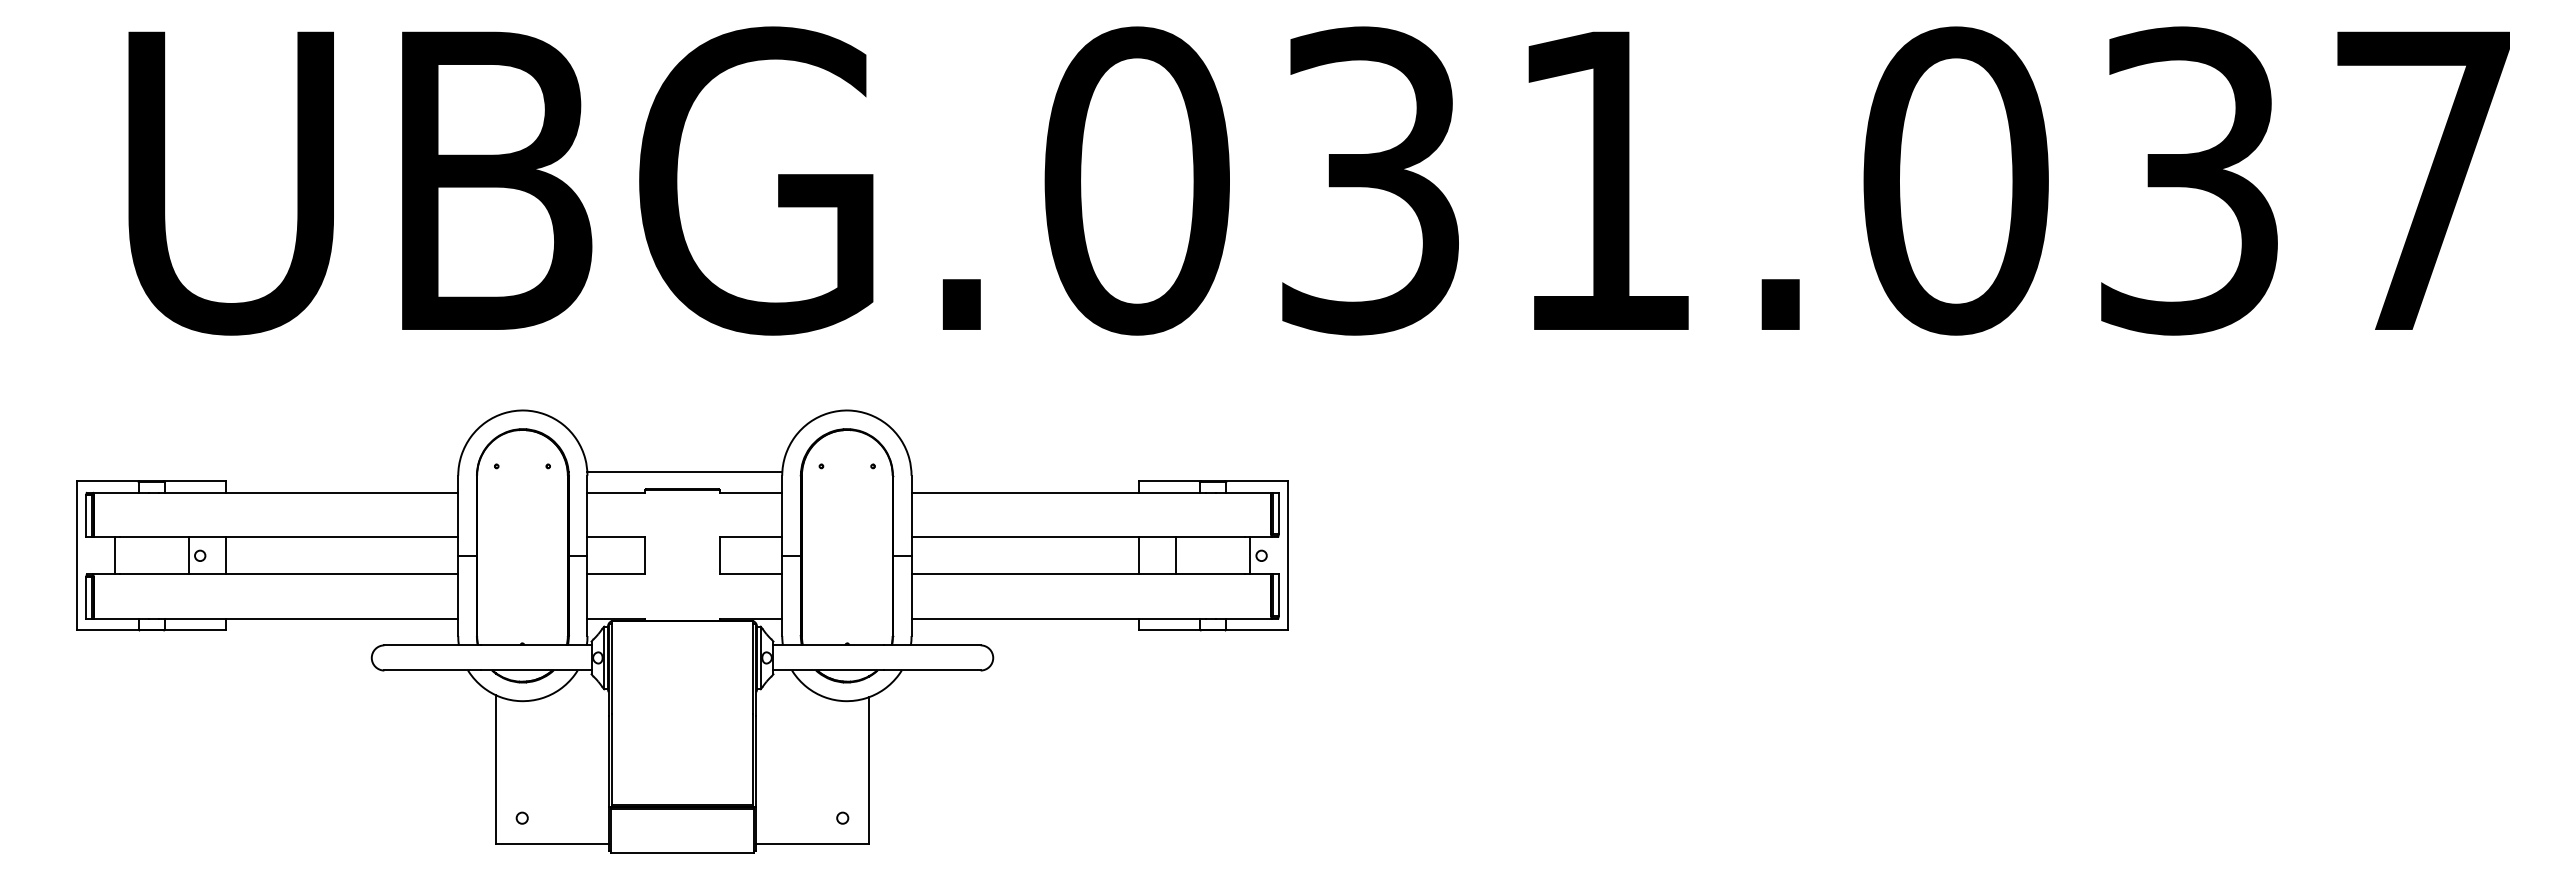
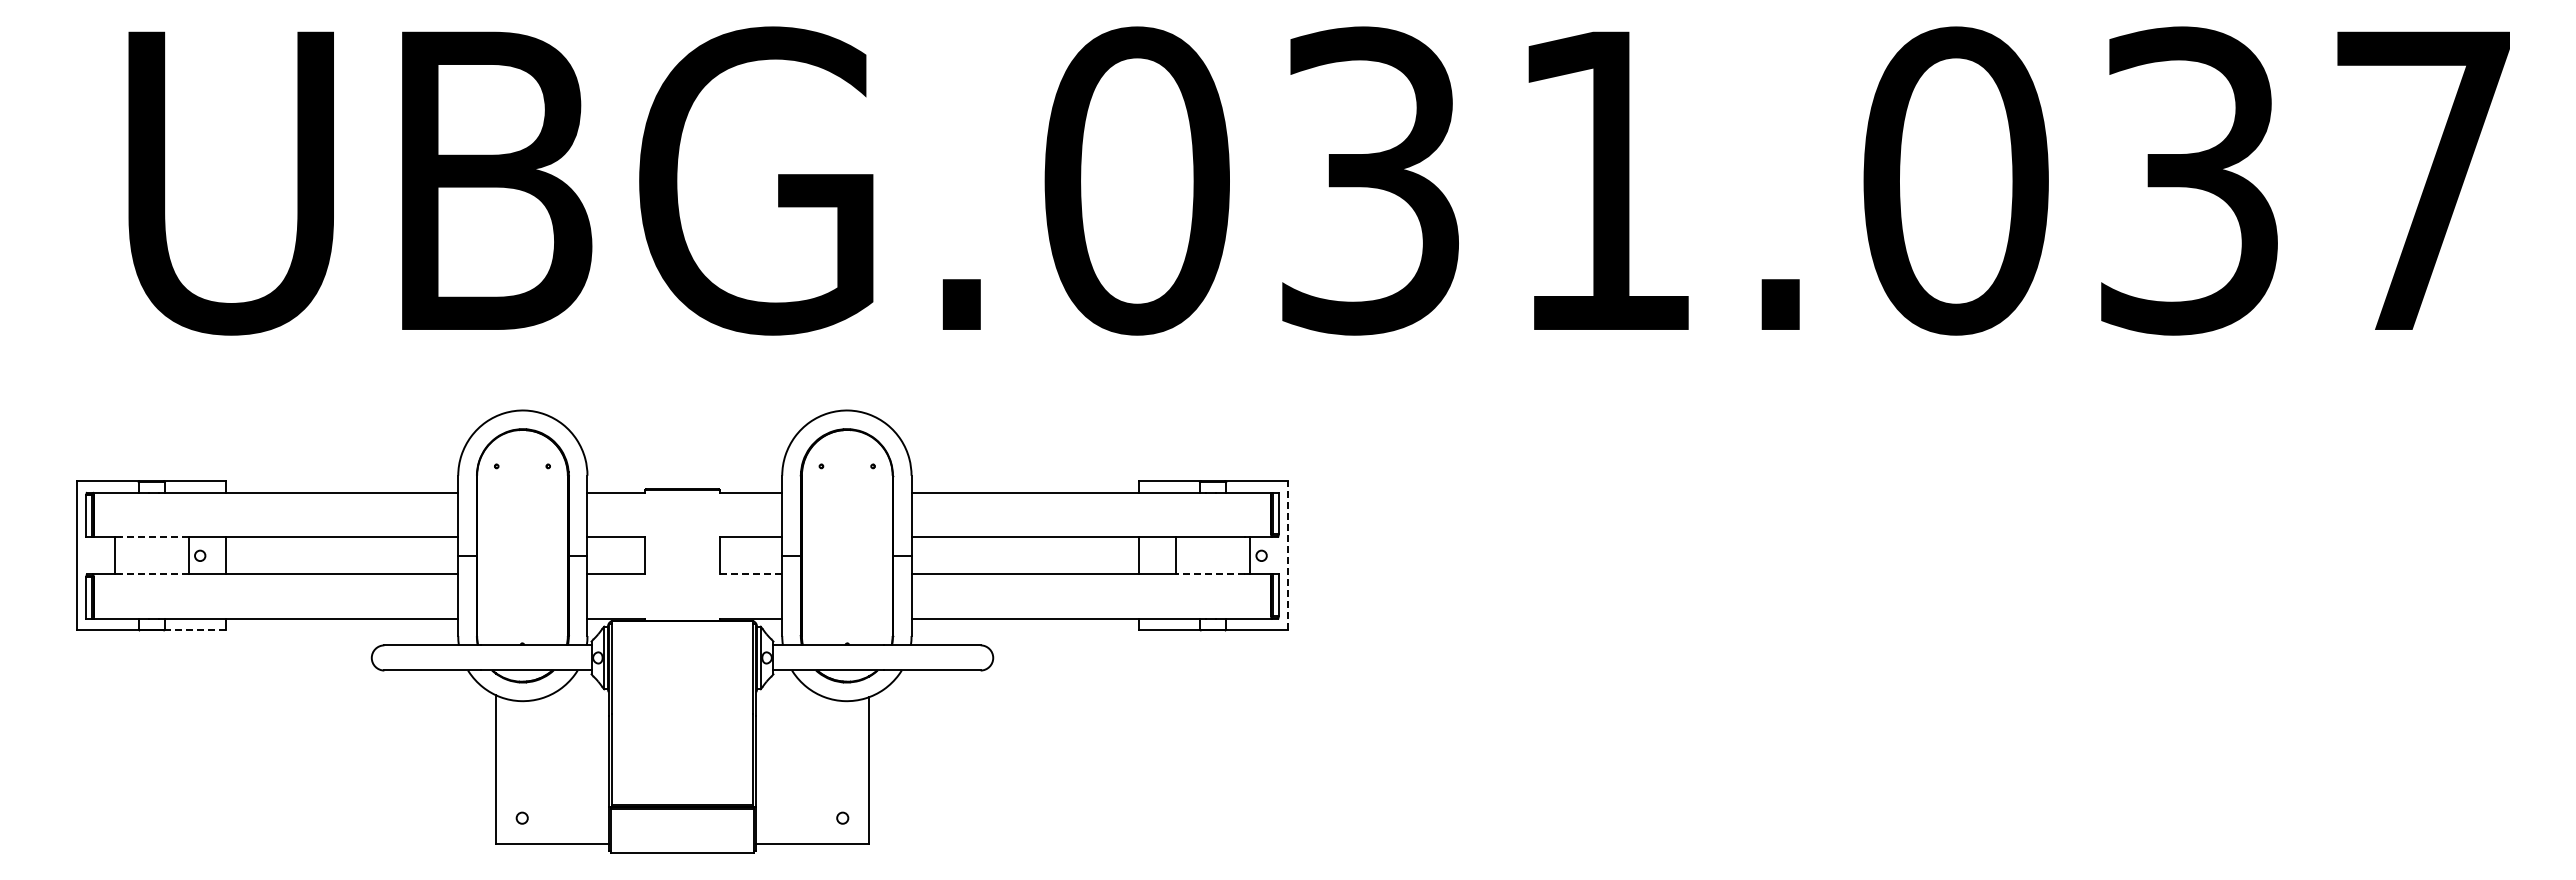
line: present -> none (684, 471)
line: solid -> dashed (153, 537)
line: solid -> dashed (1287, 555)
line: solid -> dashed (153, 574)
line: solid -> dashed (751, 574)
line: solid -> dashed (1210, 574)
line: solid -> dashed (195, 630)
